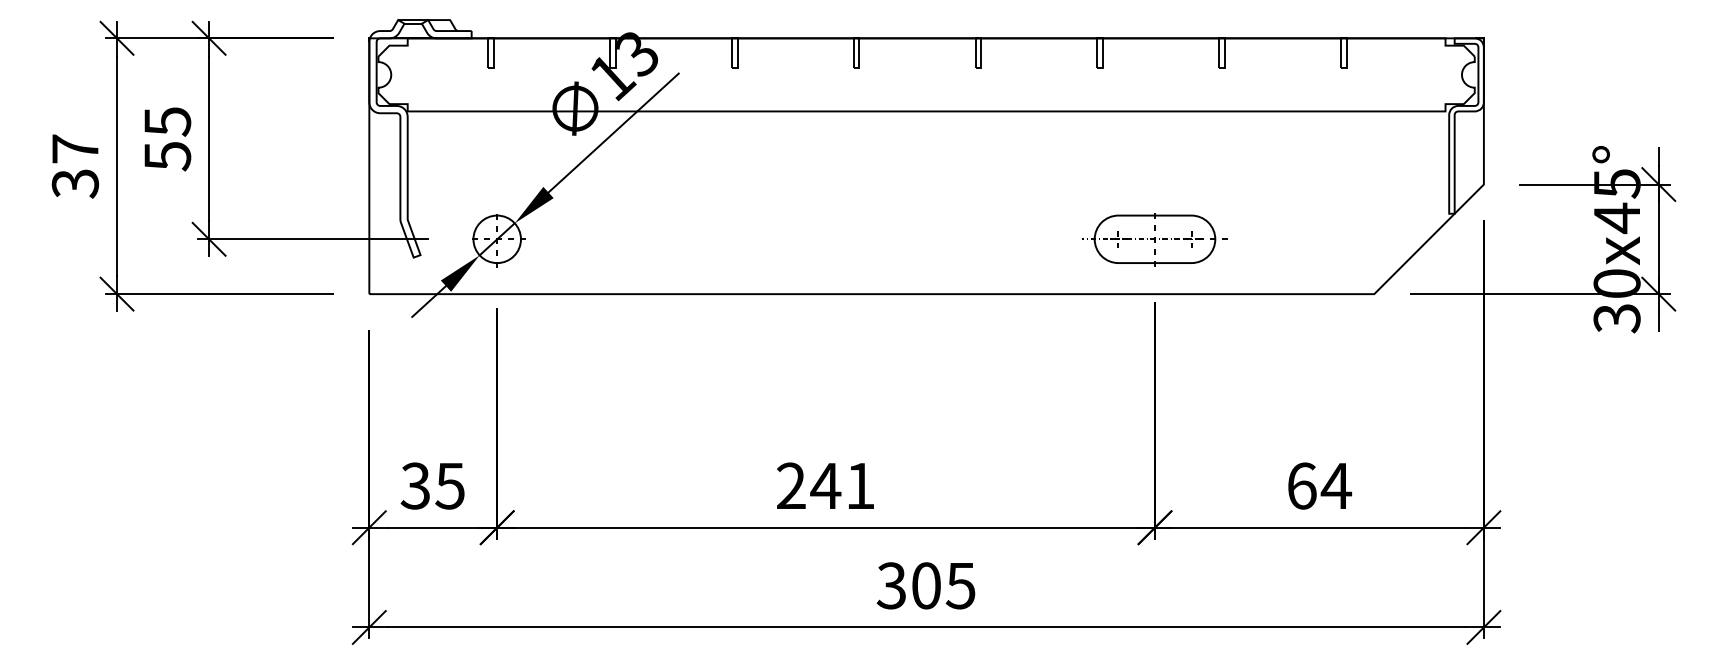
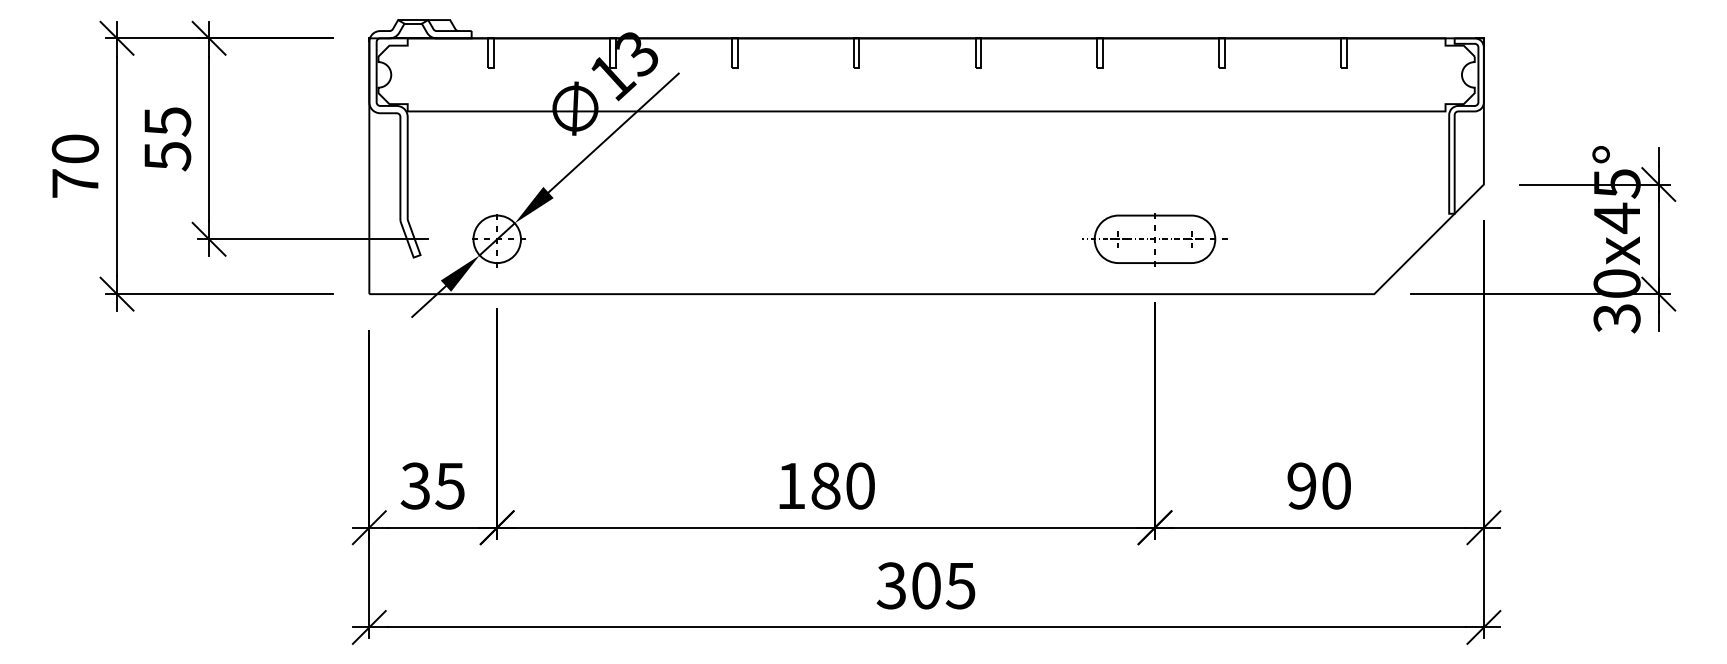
text: 37 -> 70 (75, 166)
text: 241 -> 180 (825, 485)
text: 64 -> 90 (1319, 485)
